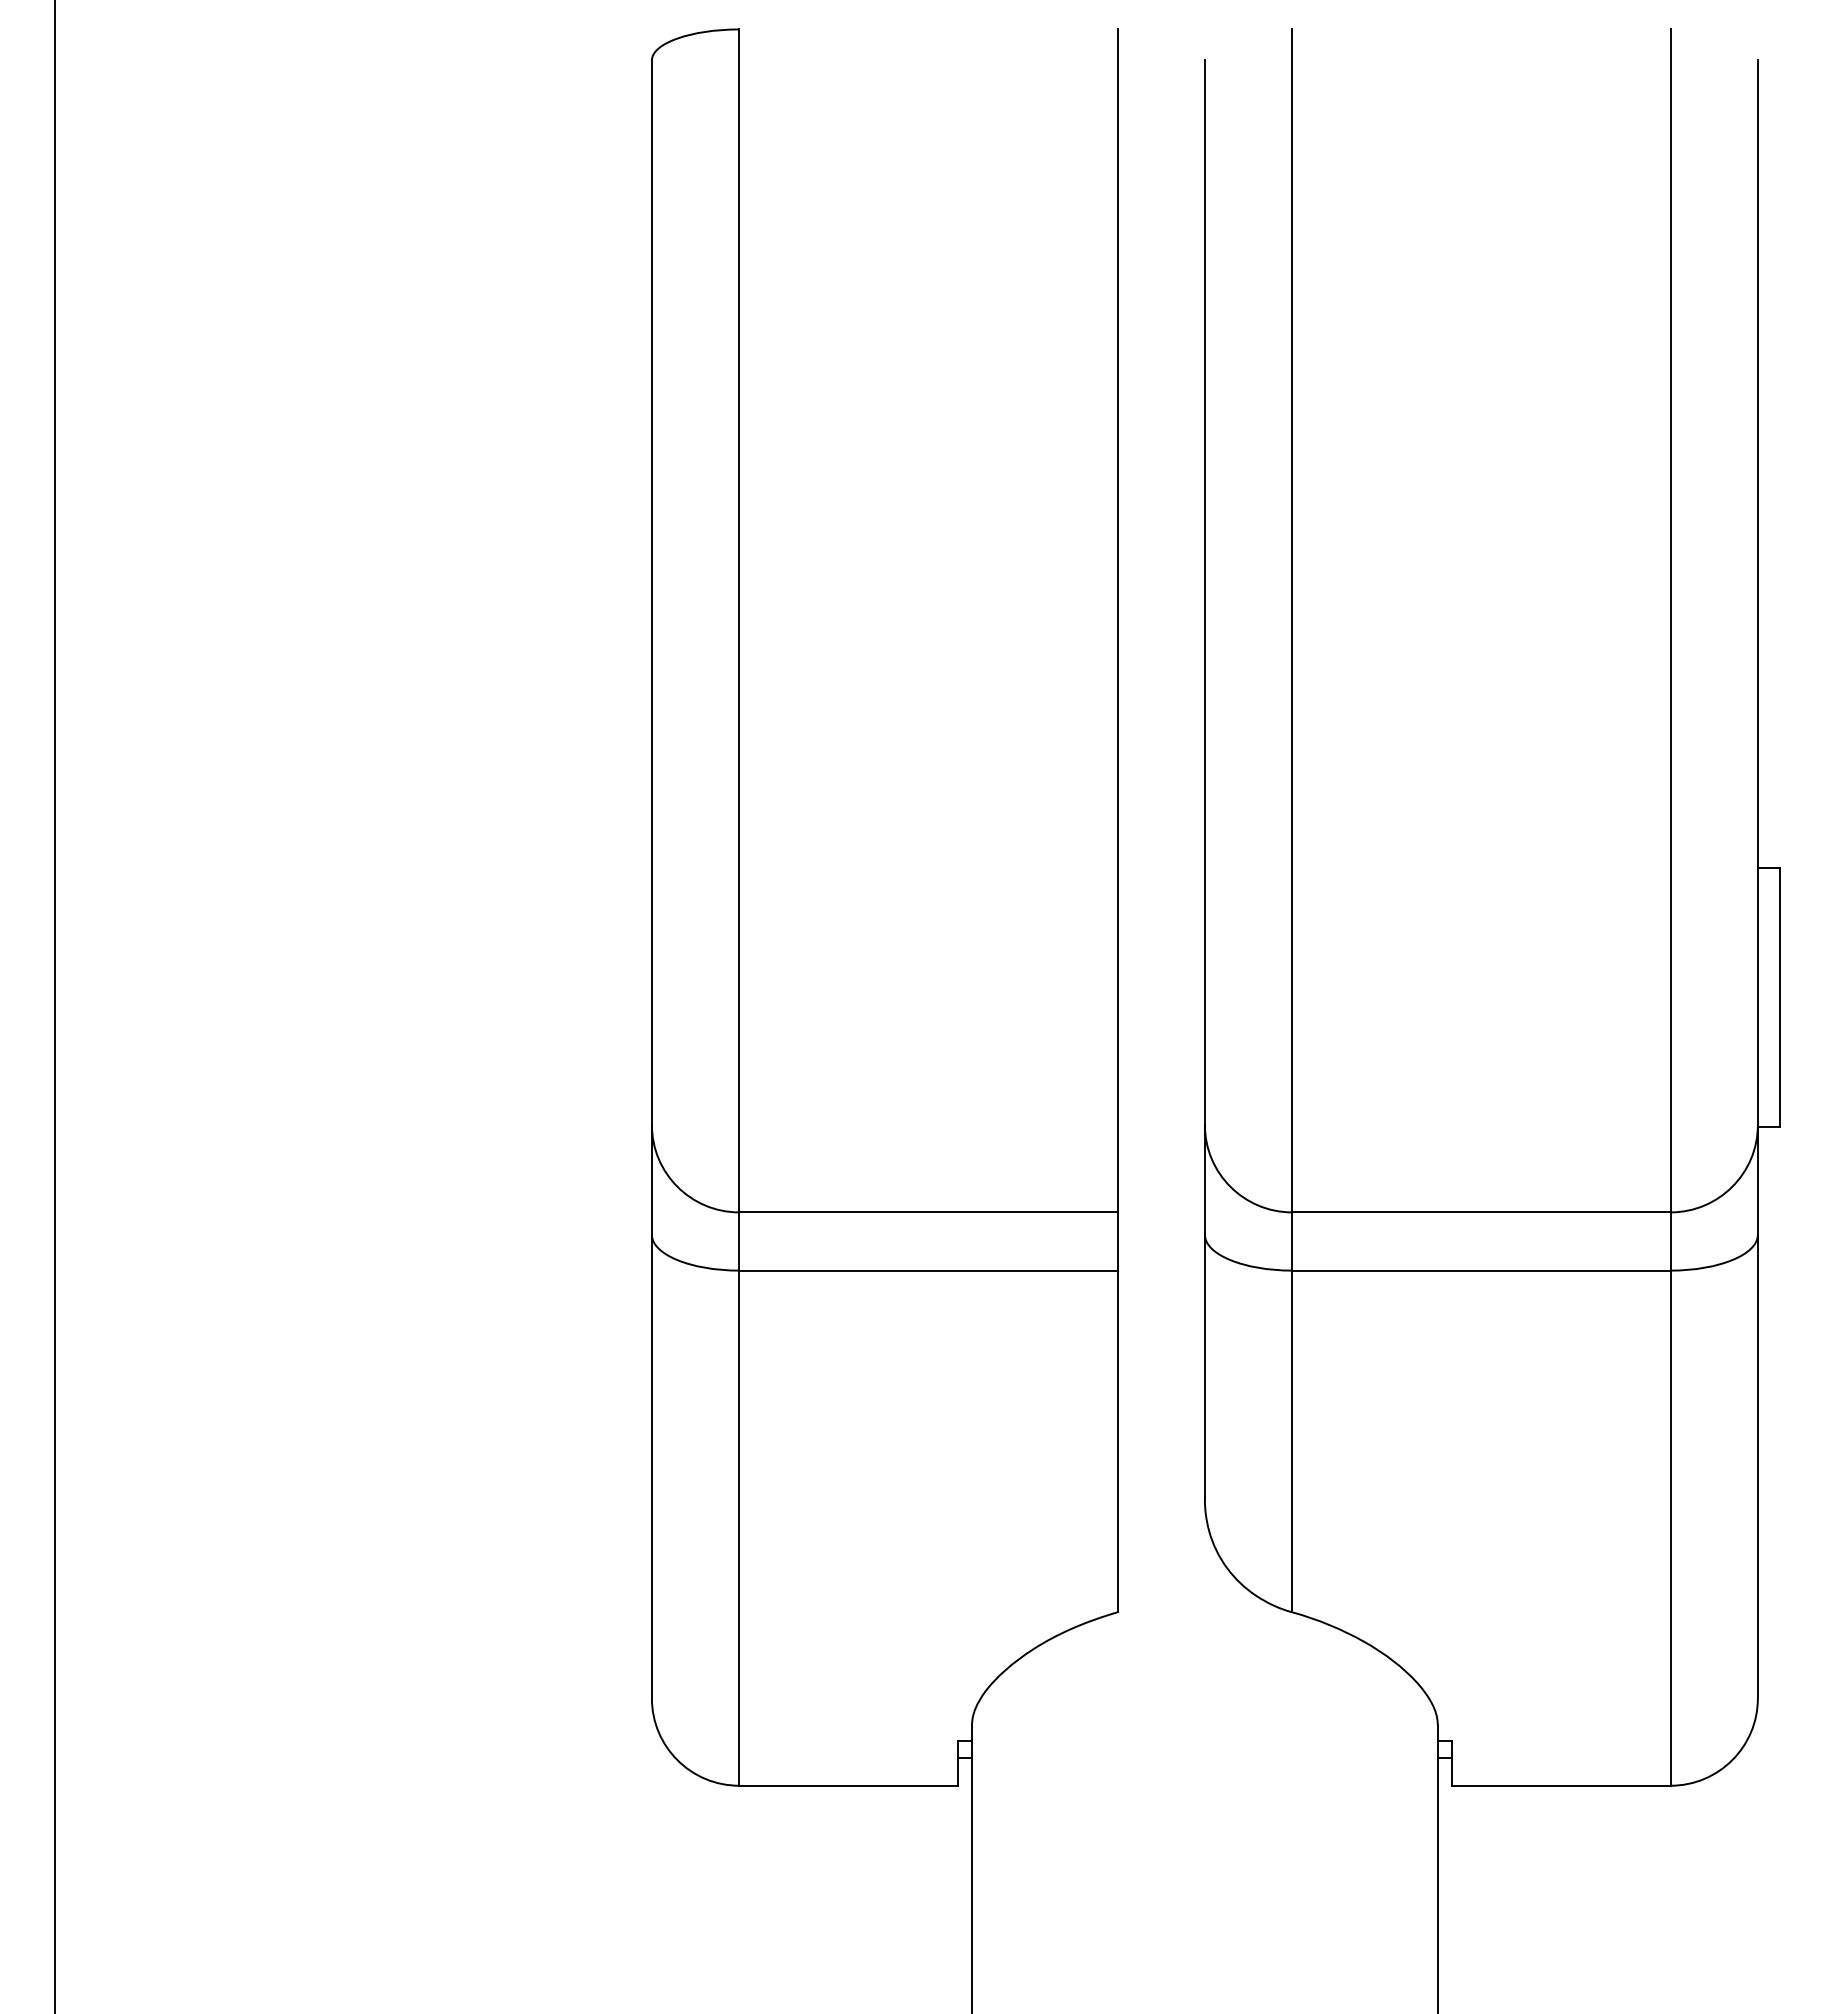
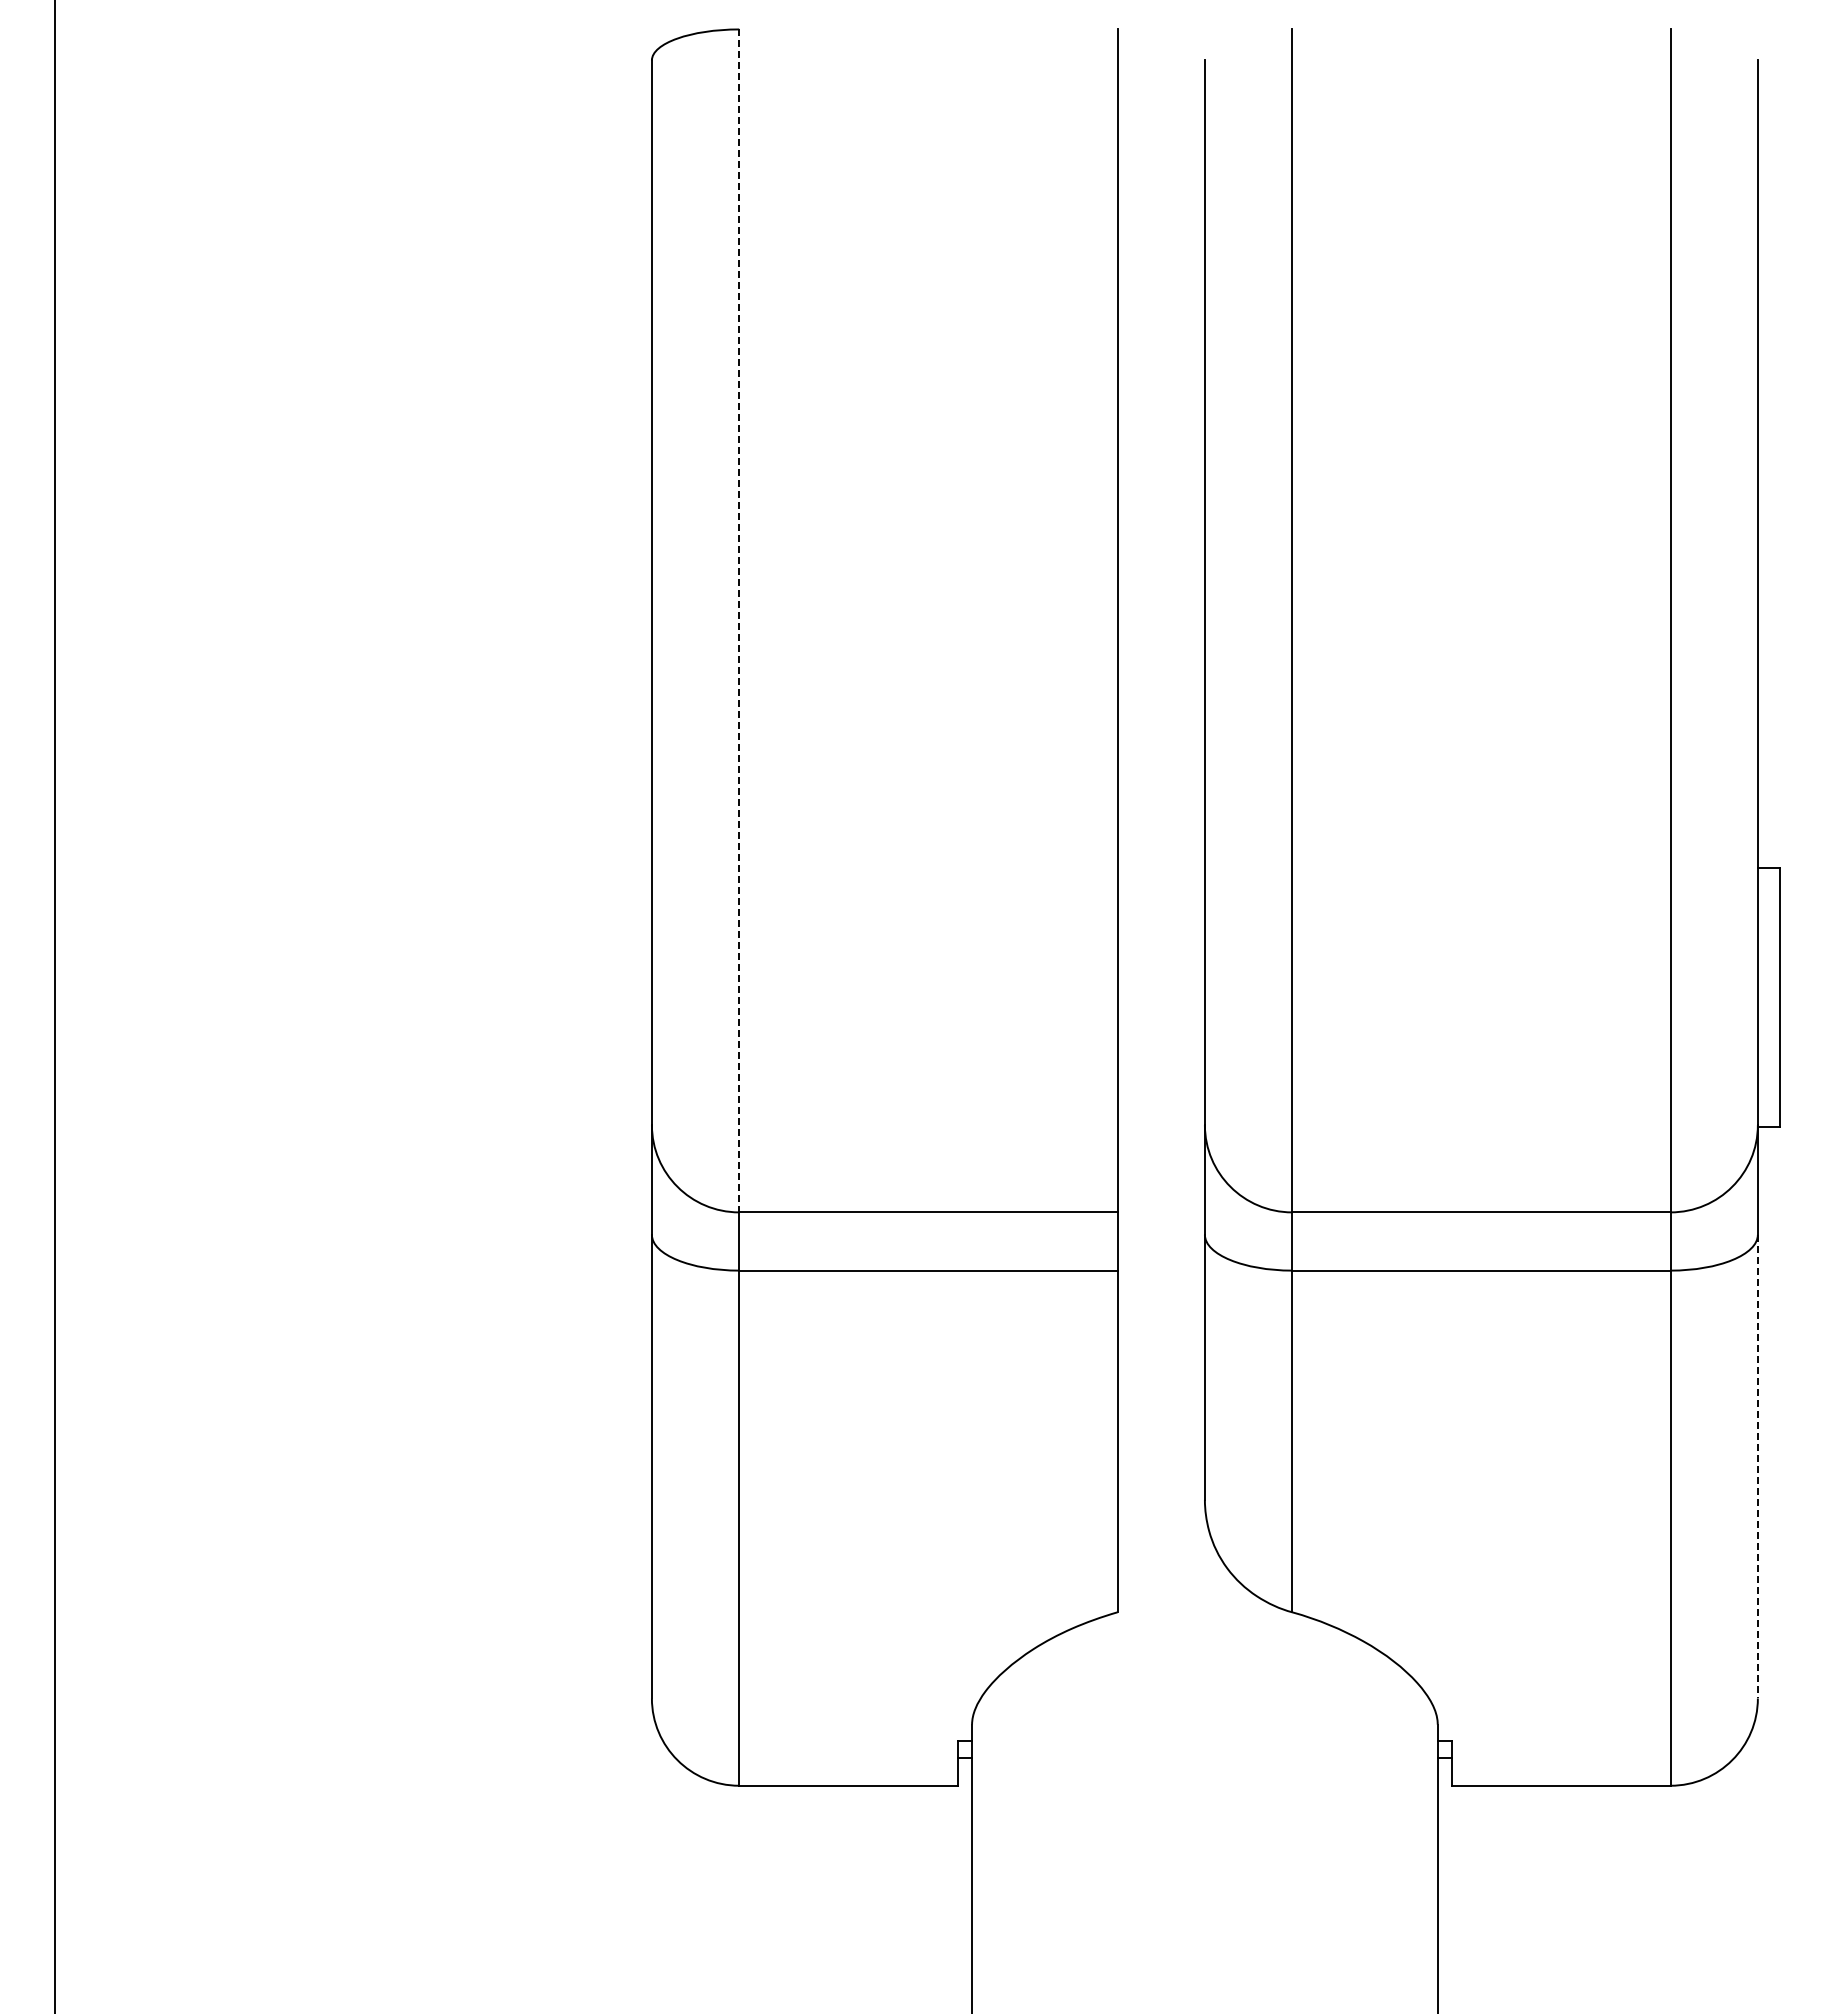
line: solid -> dashed (739, 620)
line: solid -> dashed (1757, 1466)
